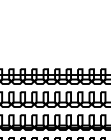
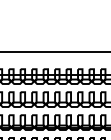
line: none -> present (54, 52)
